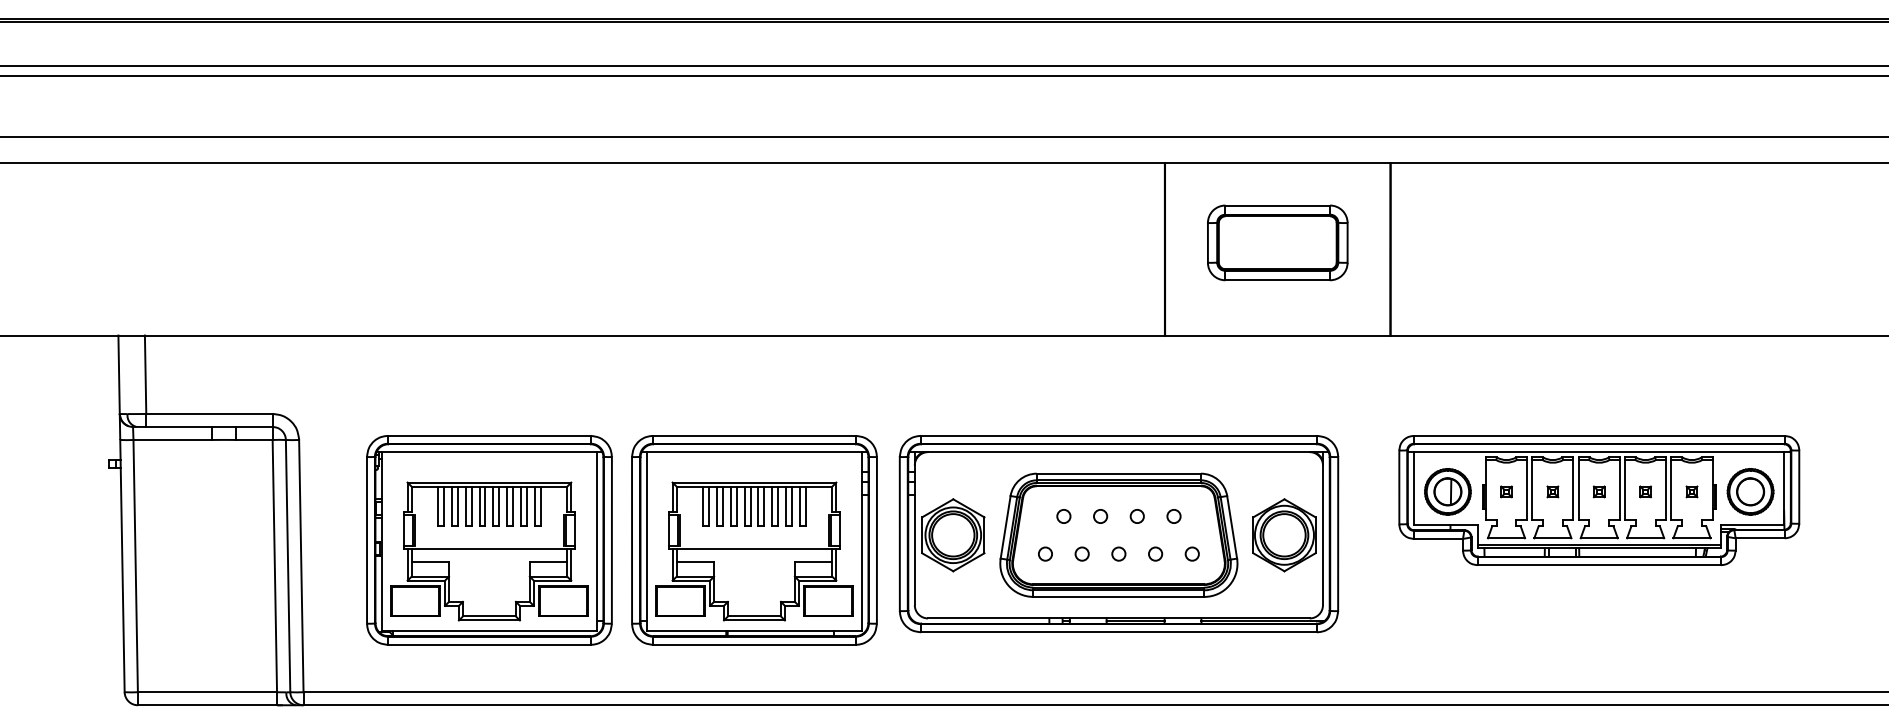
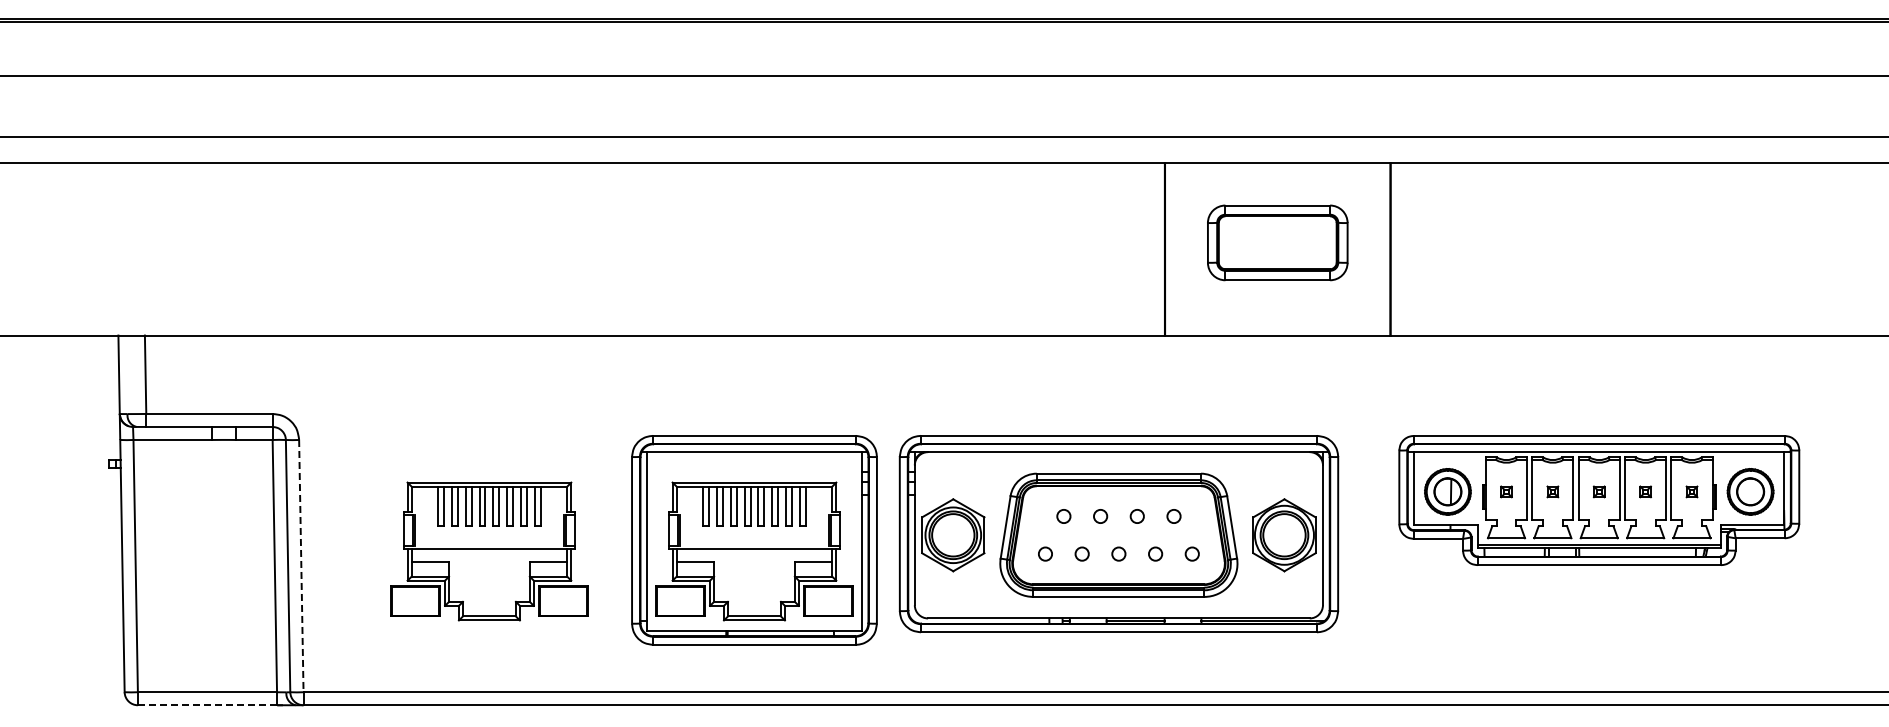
line: present -> none (943, 66)
part: present -> none (489, 540)
line: solid -> dashed (301, 566)
line: solid -> dashed (207, 705)
